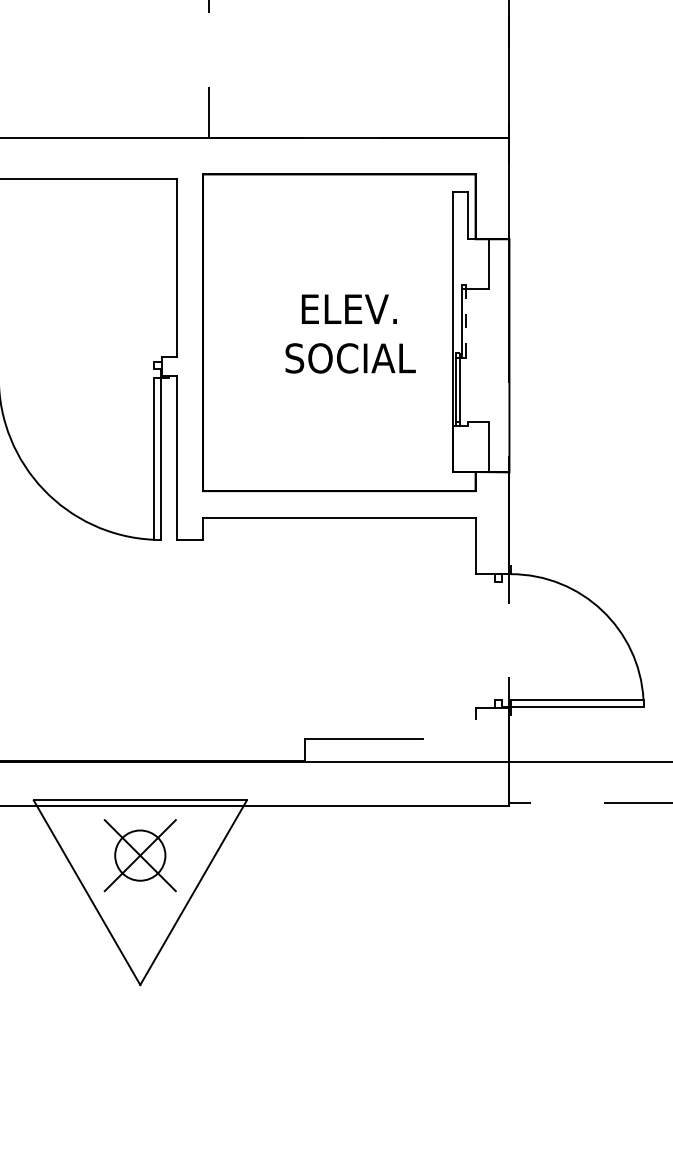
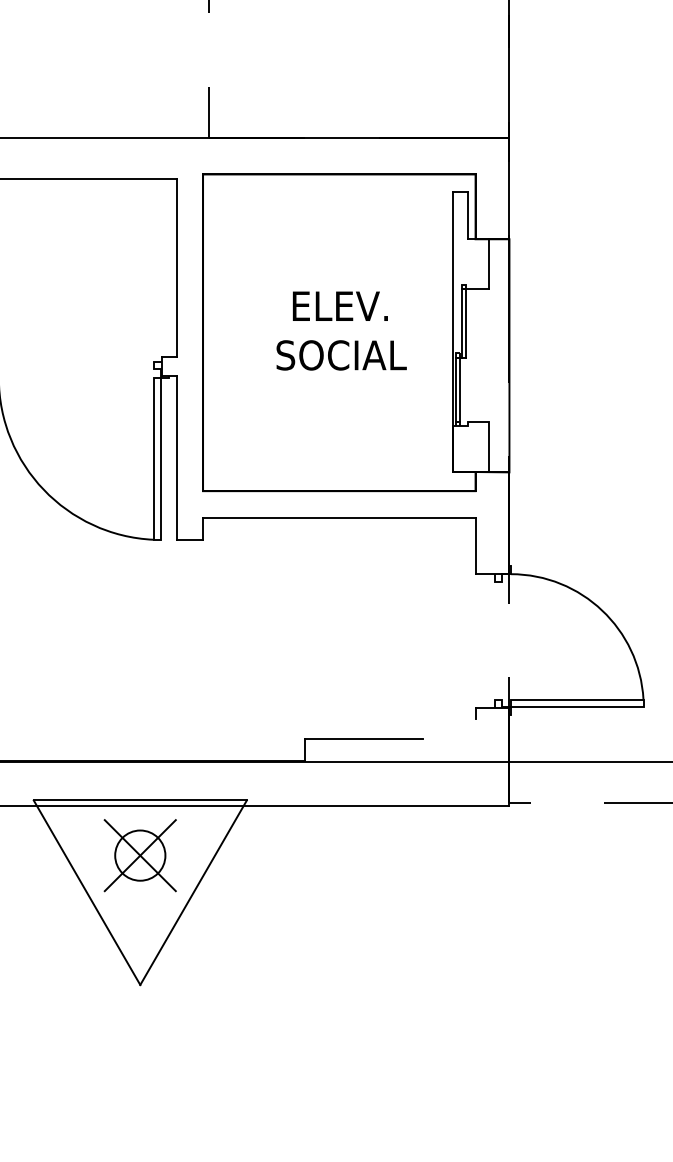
line: dashed -> solid (466, 323)
text position: (350, 333) -> (341, 330) (341, 330)
